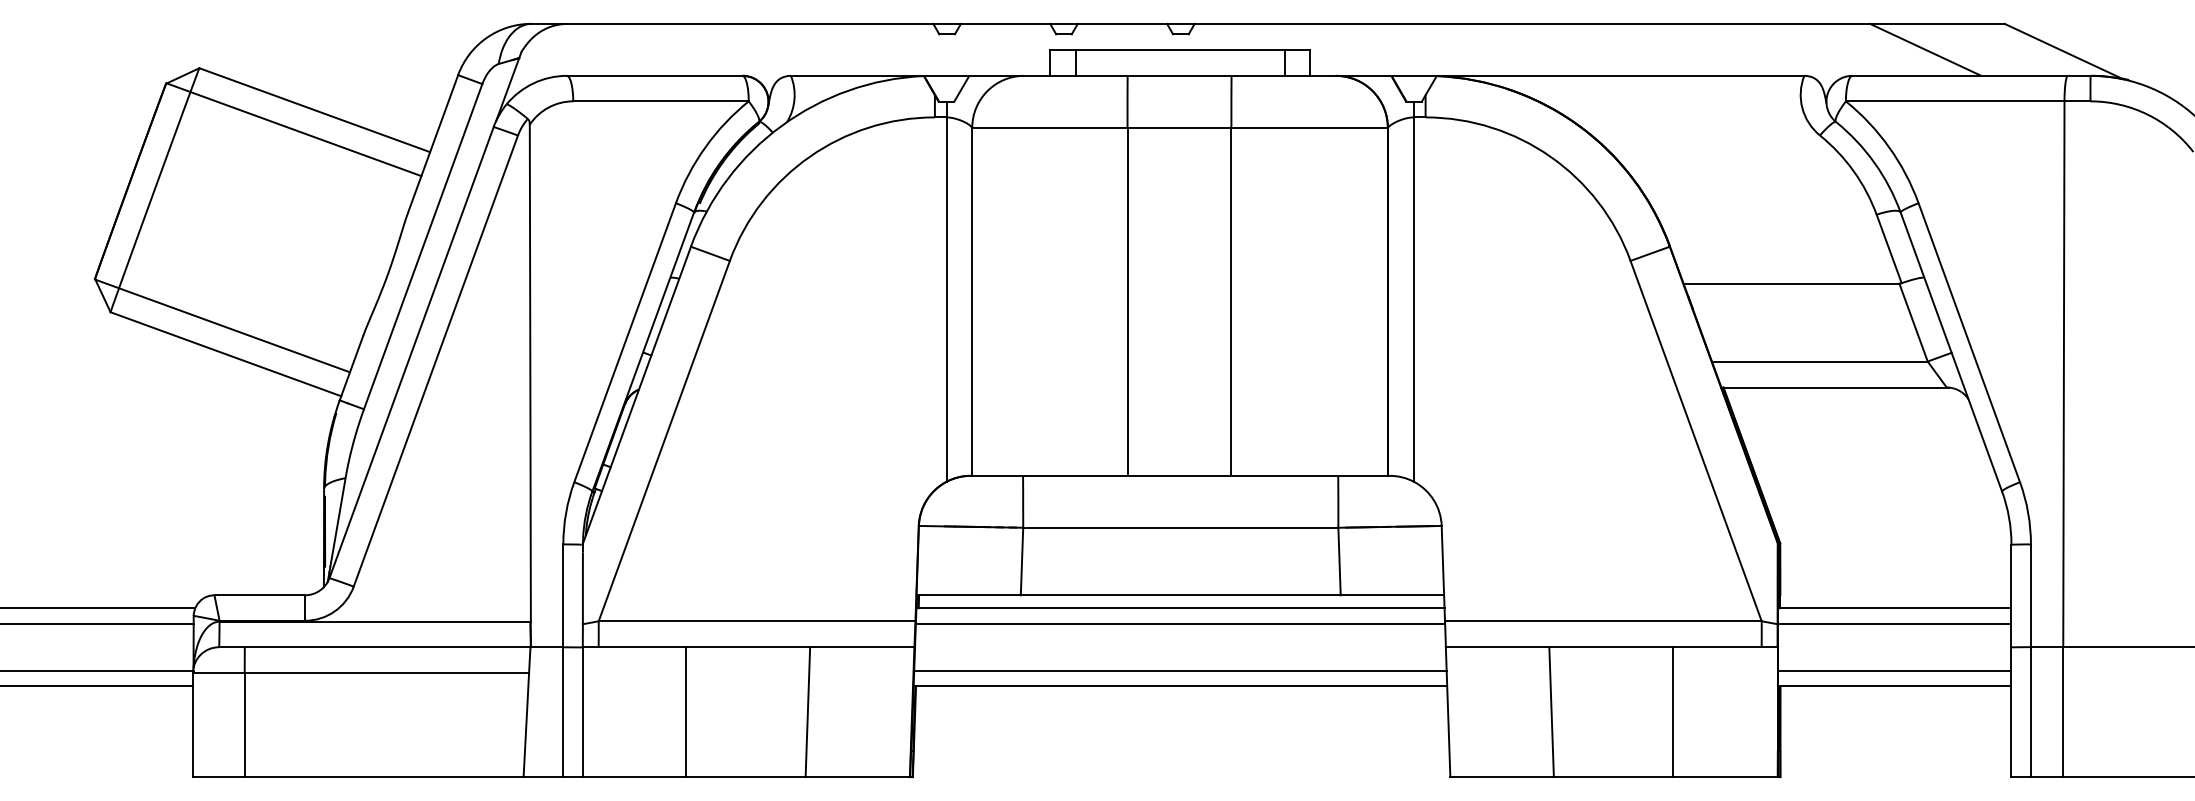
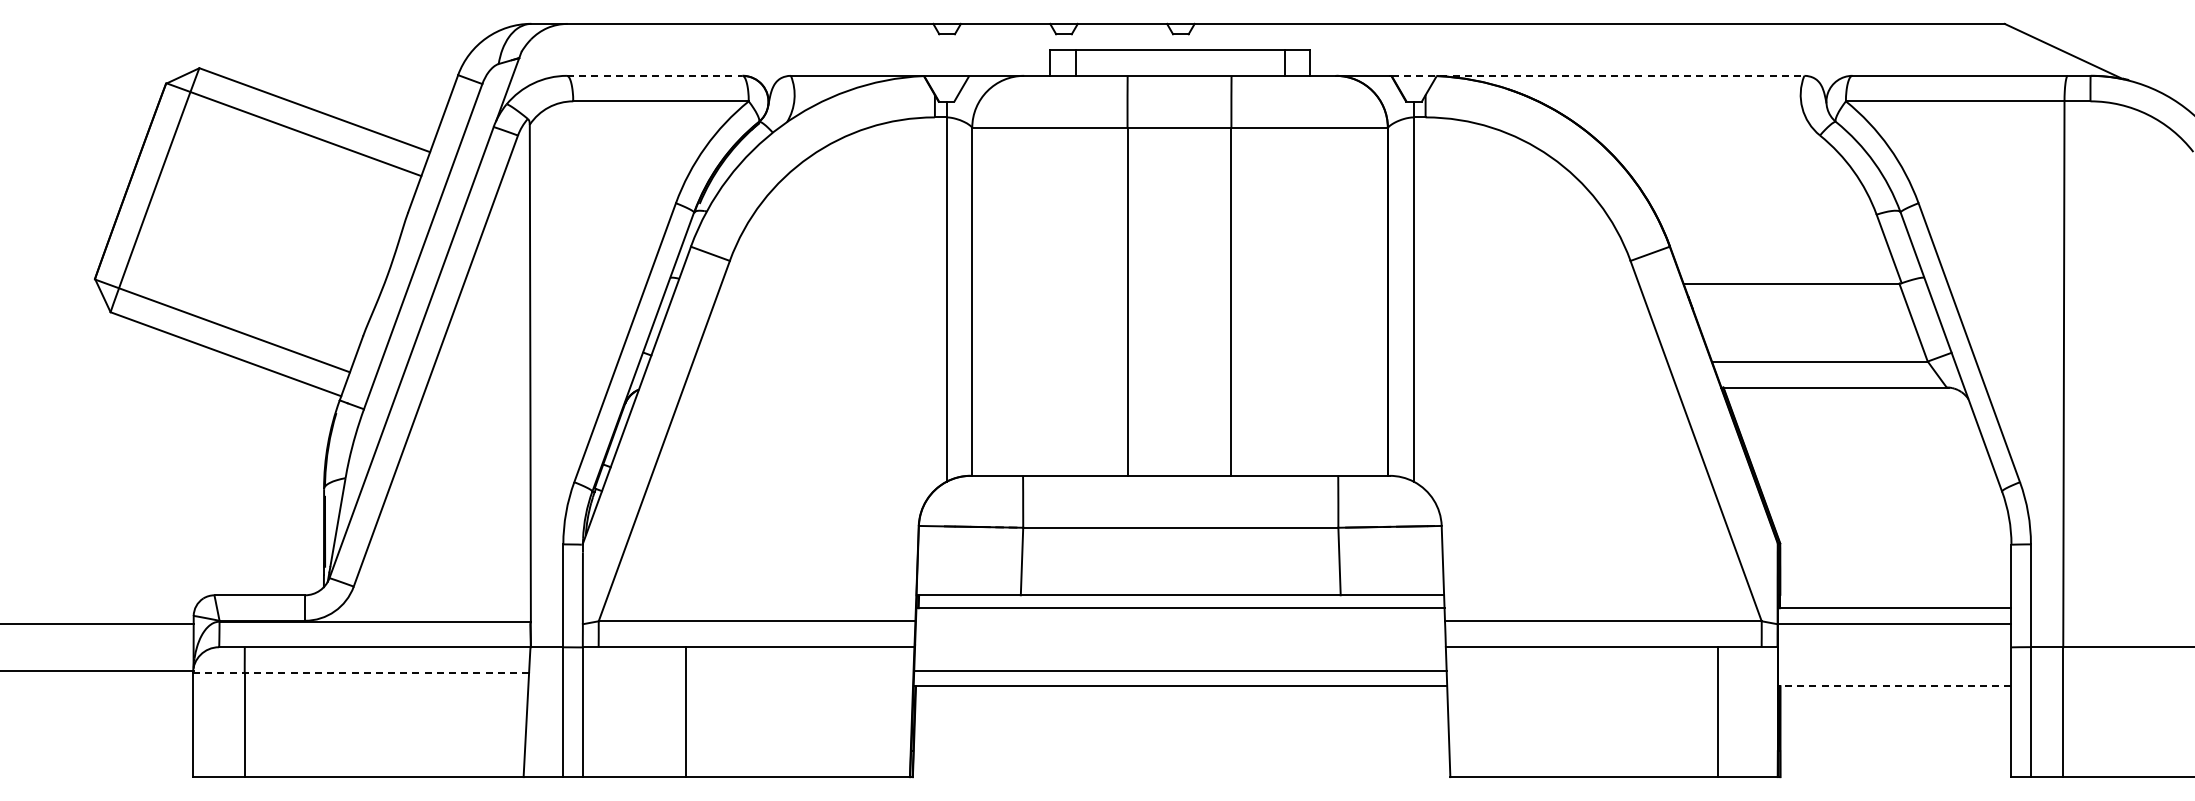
line: present -> none (1925, 49)
line: solid -> dashed (654, 75)
line: solid -> dashed (1598, 75)
line: present -> none (98, 608)
line: present -> none (1180, 623)
line: present -> none (1894, 670)
line: solid -> dashed (361, 673)
line: present -> none (97, 686)
line: solid -> dashed (1894, 686)
line: present -> none (807, 712)
line: present -> none (1551, 712)
line position: (1673, 712) -> (1718, 712) (1718, 712)
